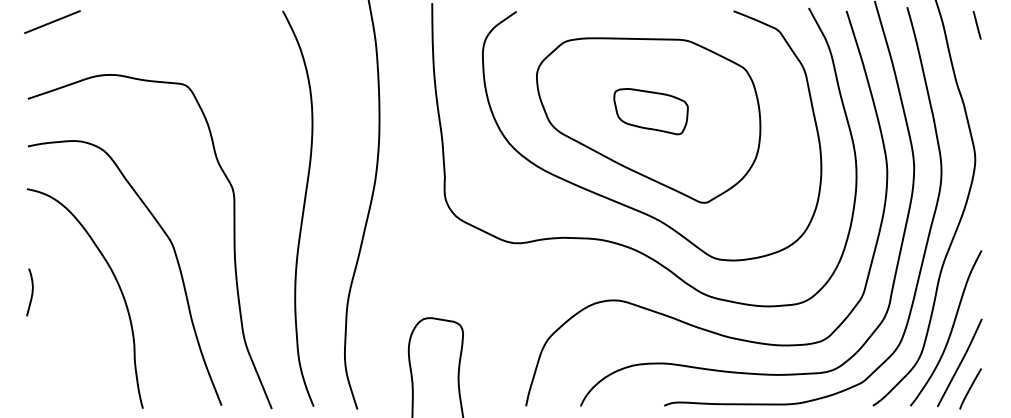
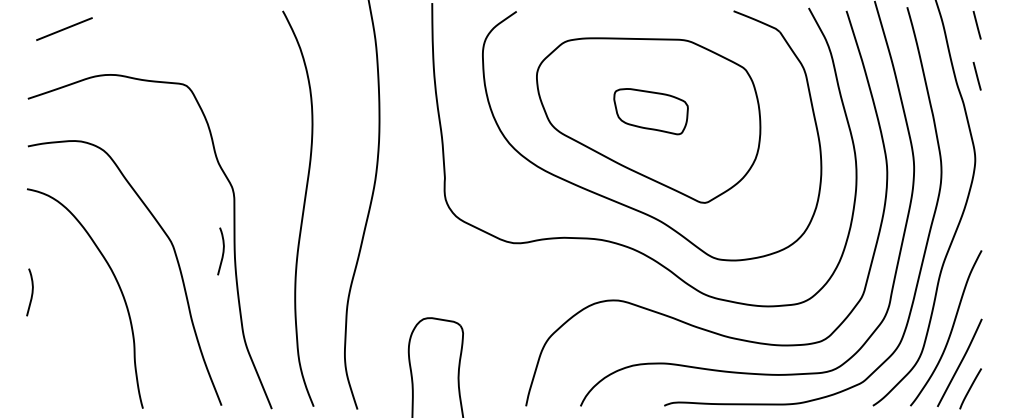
line position: (52, 21) -> (64, 28) (64, 28)
line: none -> present (976, 76)
curve: none -> present (222, 251)
